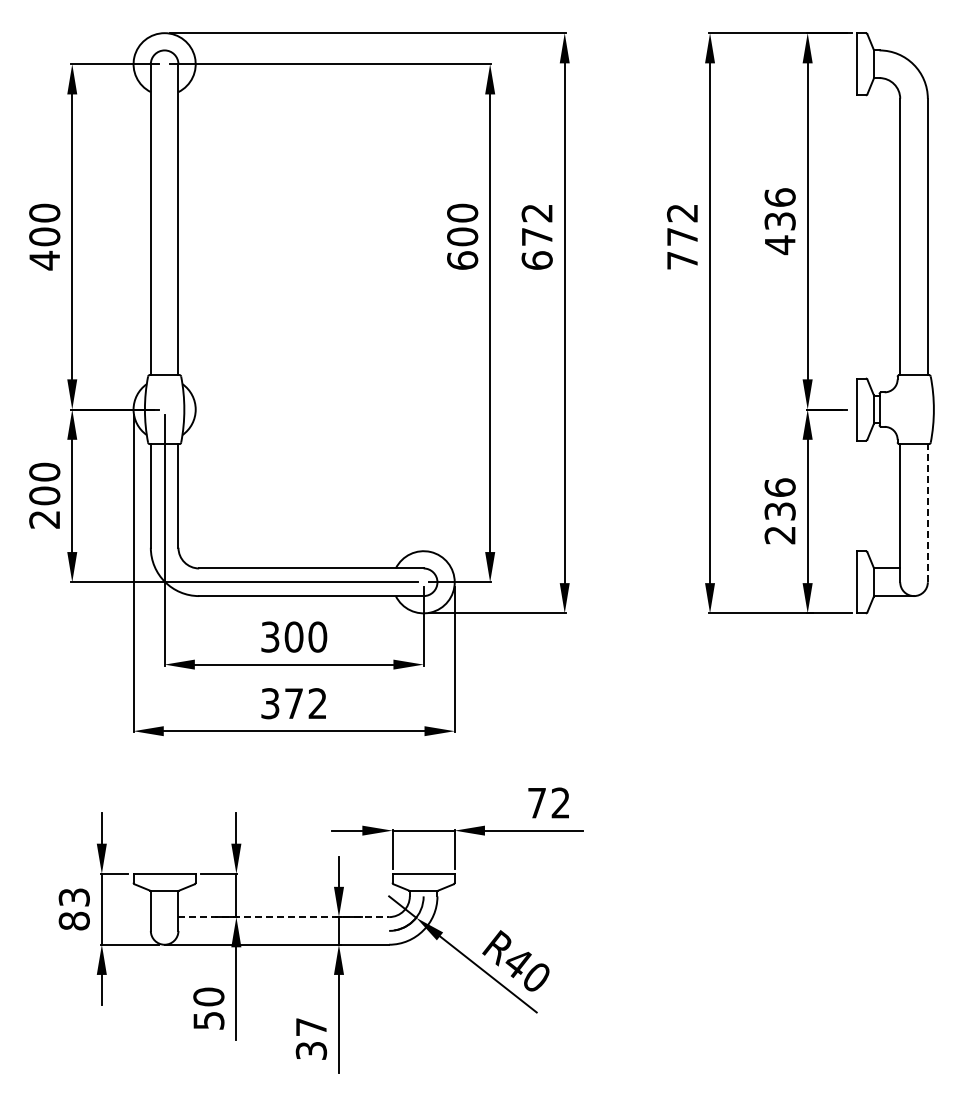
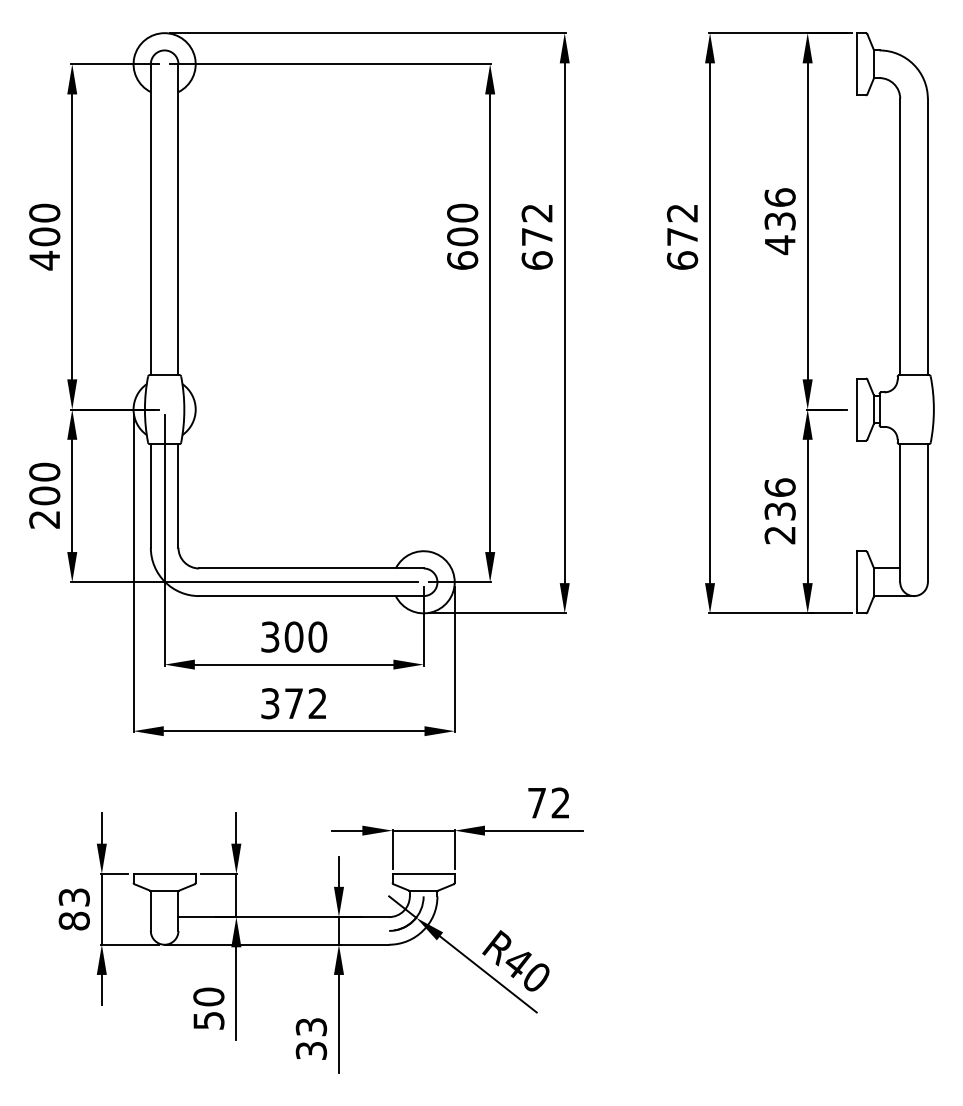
text: 772 -> 672 (682, 260)
line: dashed -> solid (927, 512)
line: dashed -> solid (284, 917)
text: 37 -> 33 (311, 1027)
